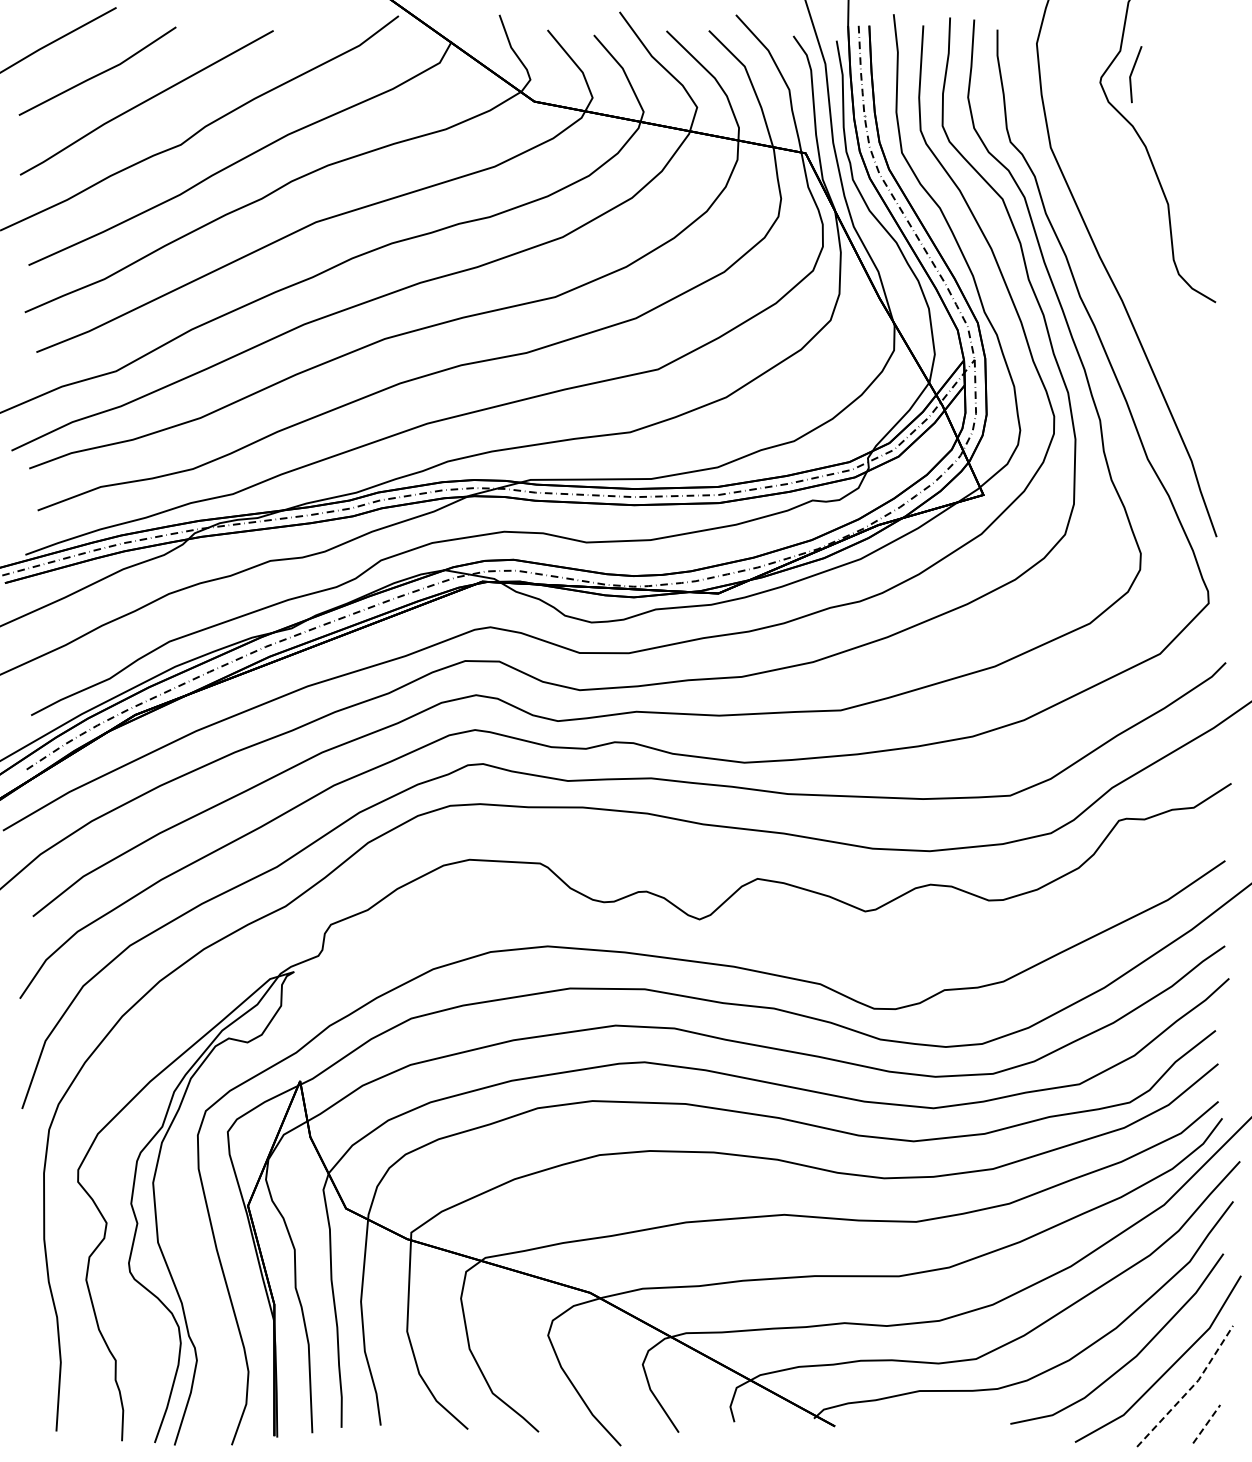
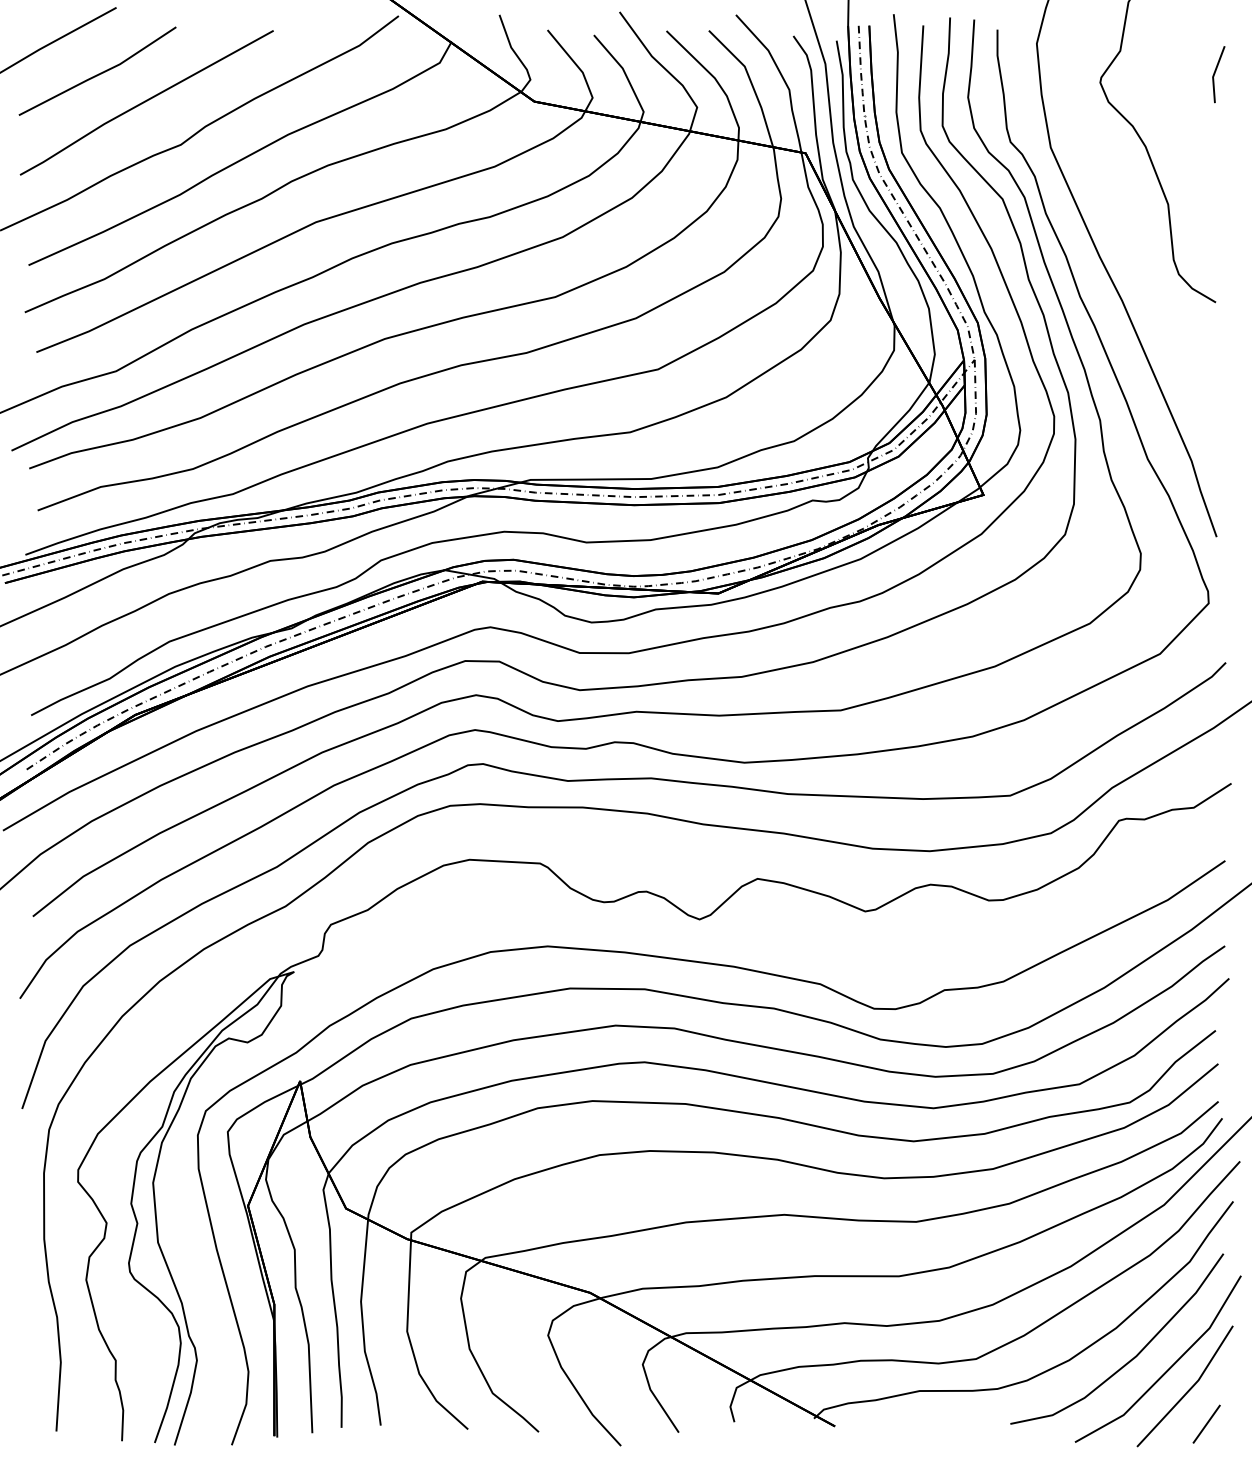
line position: (1132, 73) -> (1215, 73) (1215, 73)
line: dashed -> solid (1190, 1389)
line: dashed -> solid (1206, 1424)
